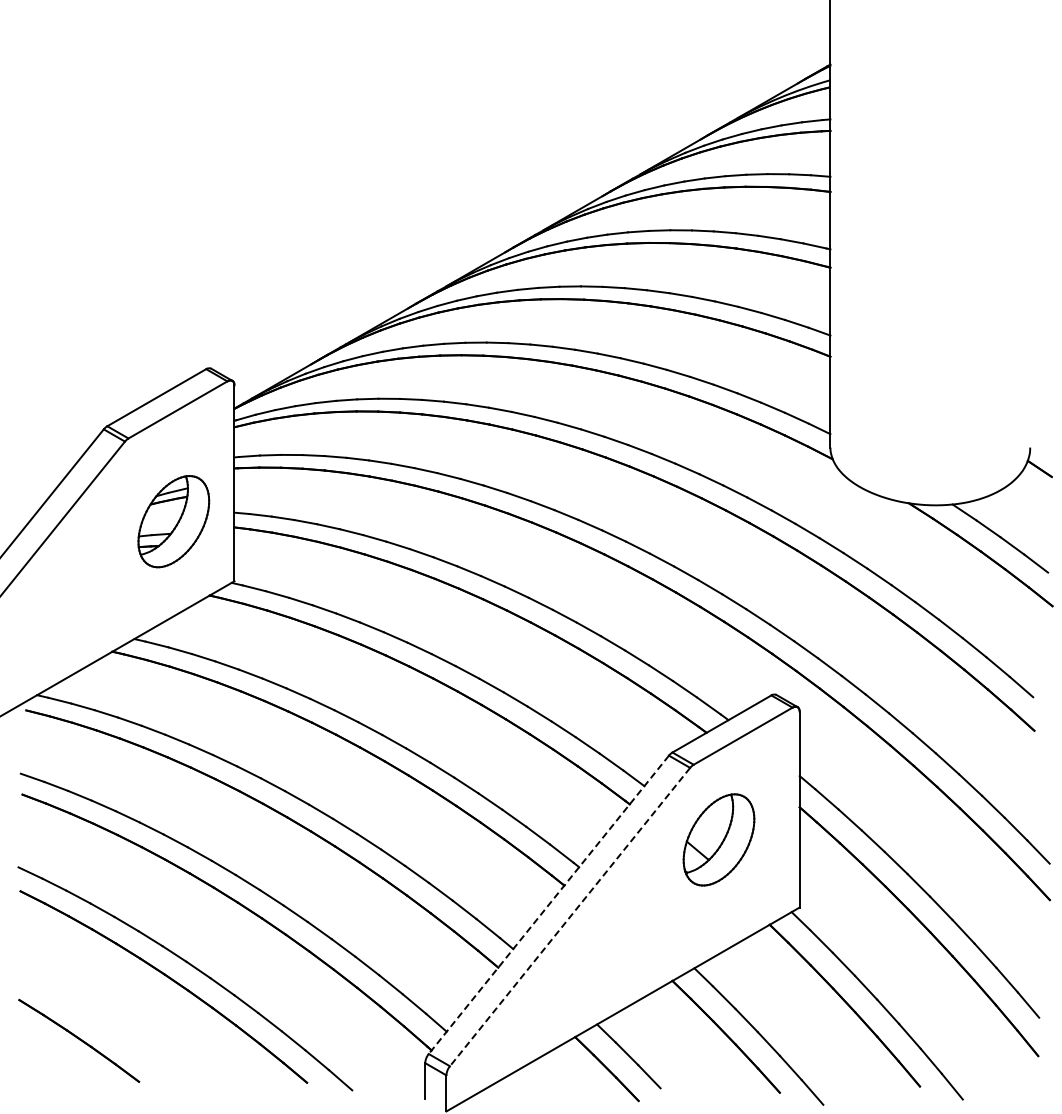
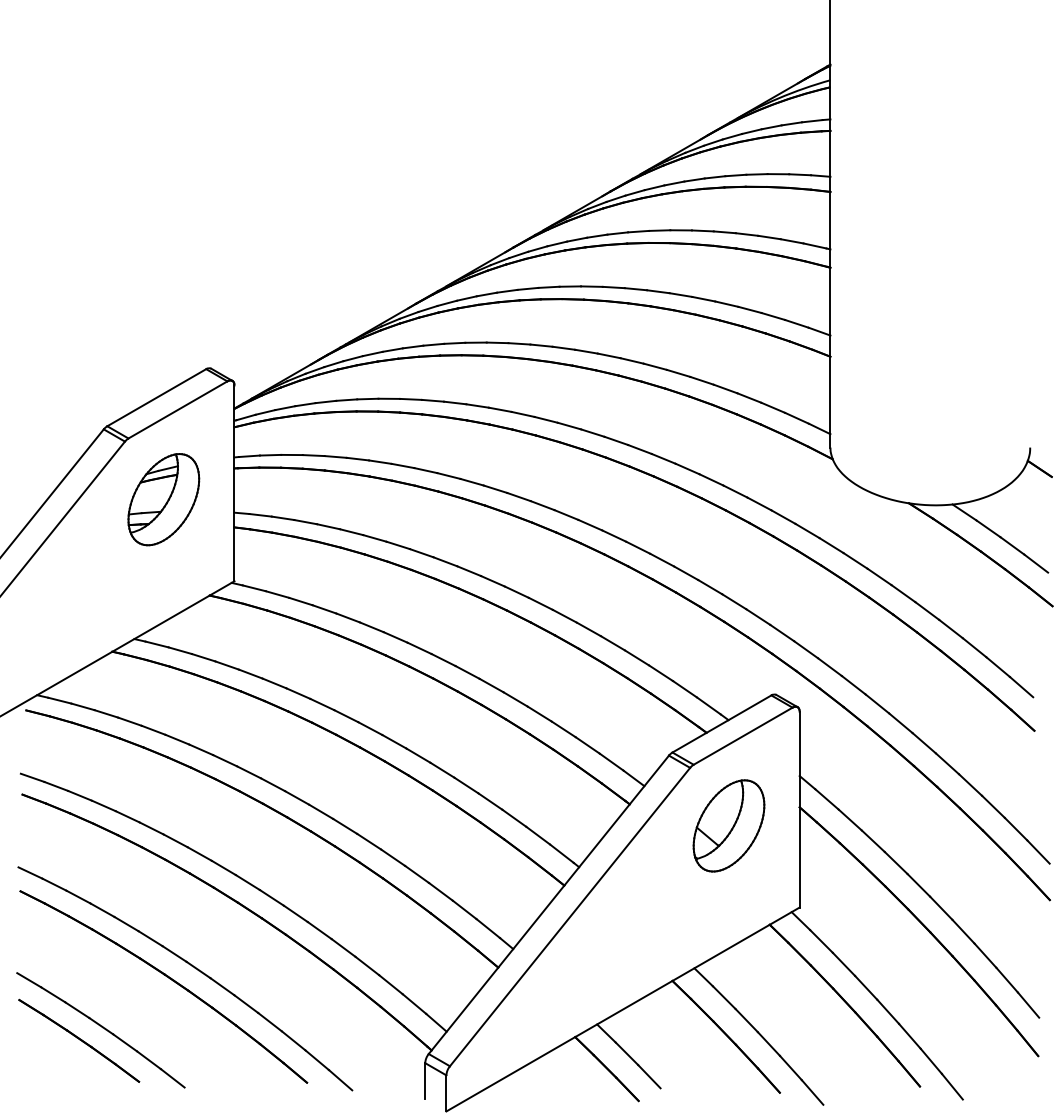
part position: (173, 521) -> (163, 499) (163, 499)
part position: (718, 839) -> (728, 825) (728, 825)
line: dashed -> solid (548, 904)
line: dashed -> solid (570, 917)
part: none -> present (100, 1030)
